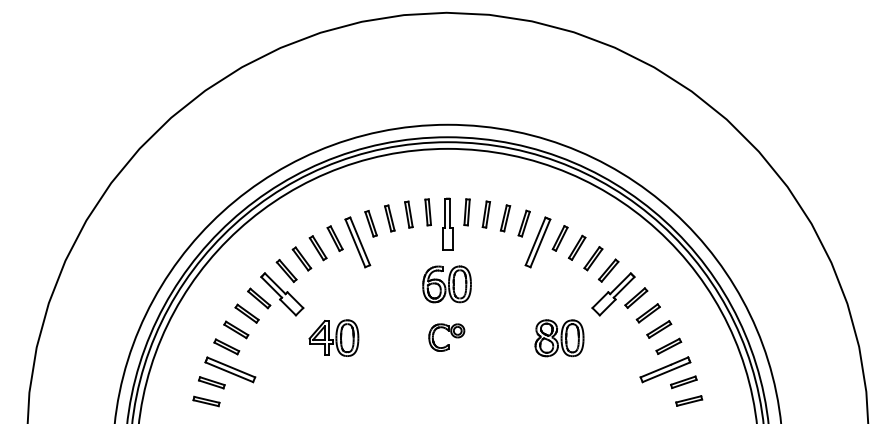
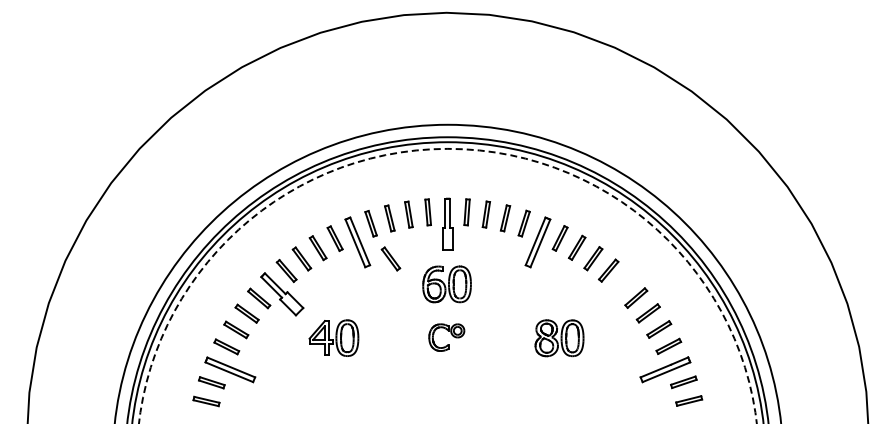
part: none -> present (390, 258)
circle: solid -> dashed (447, 285)
part: present -> none (613, 294)
